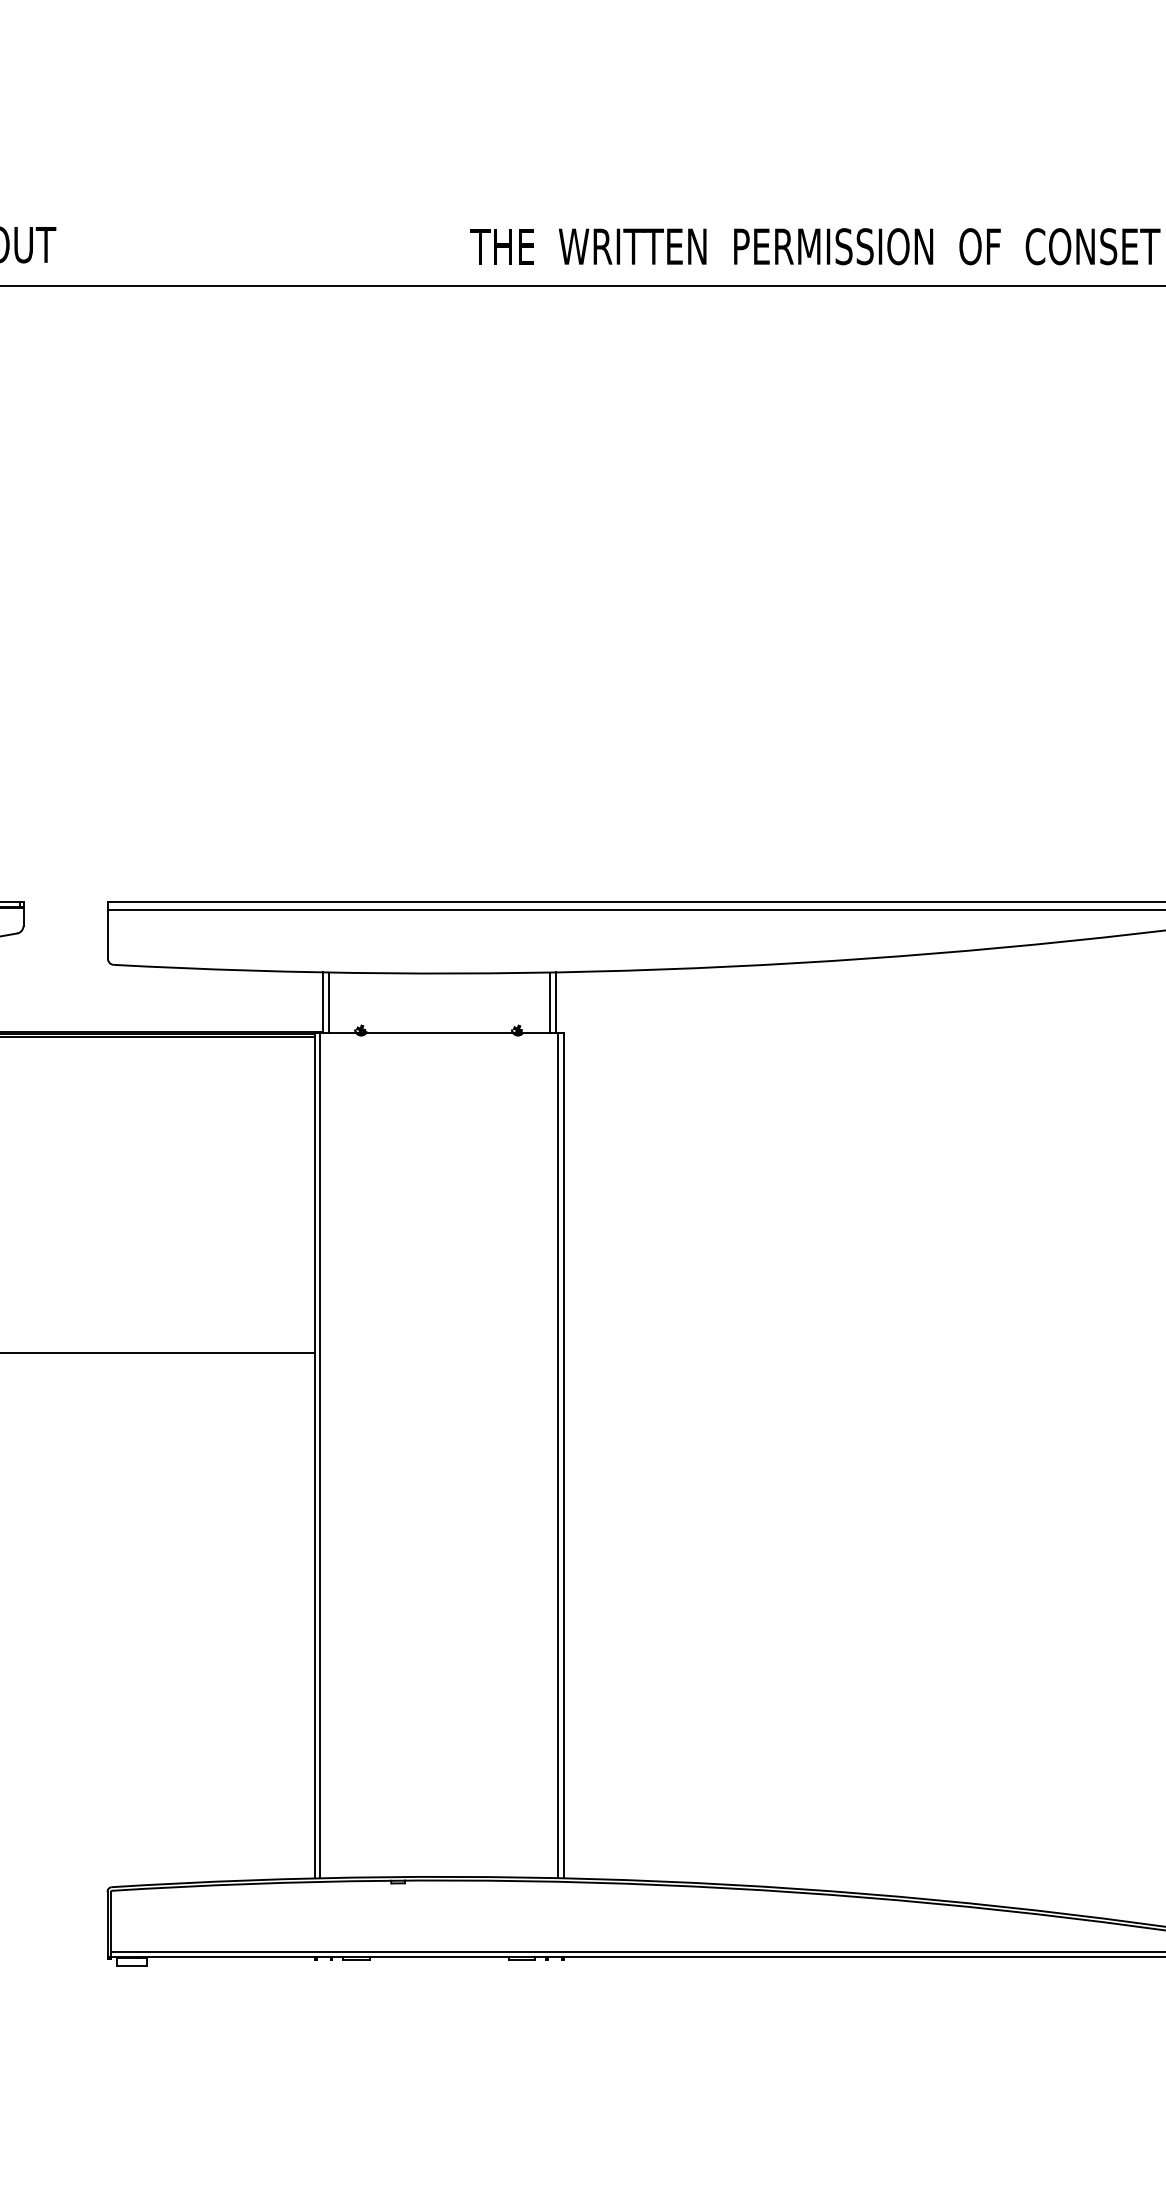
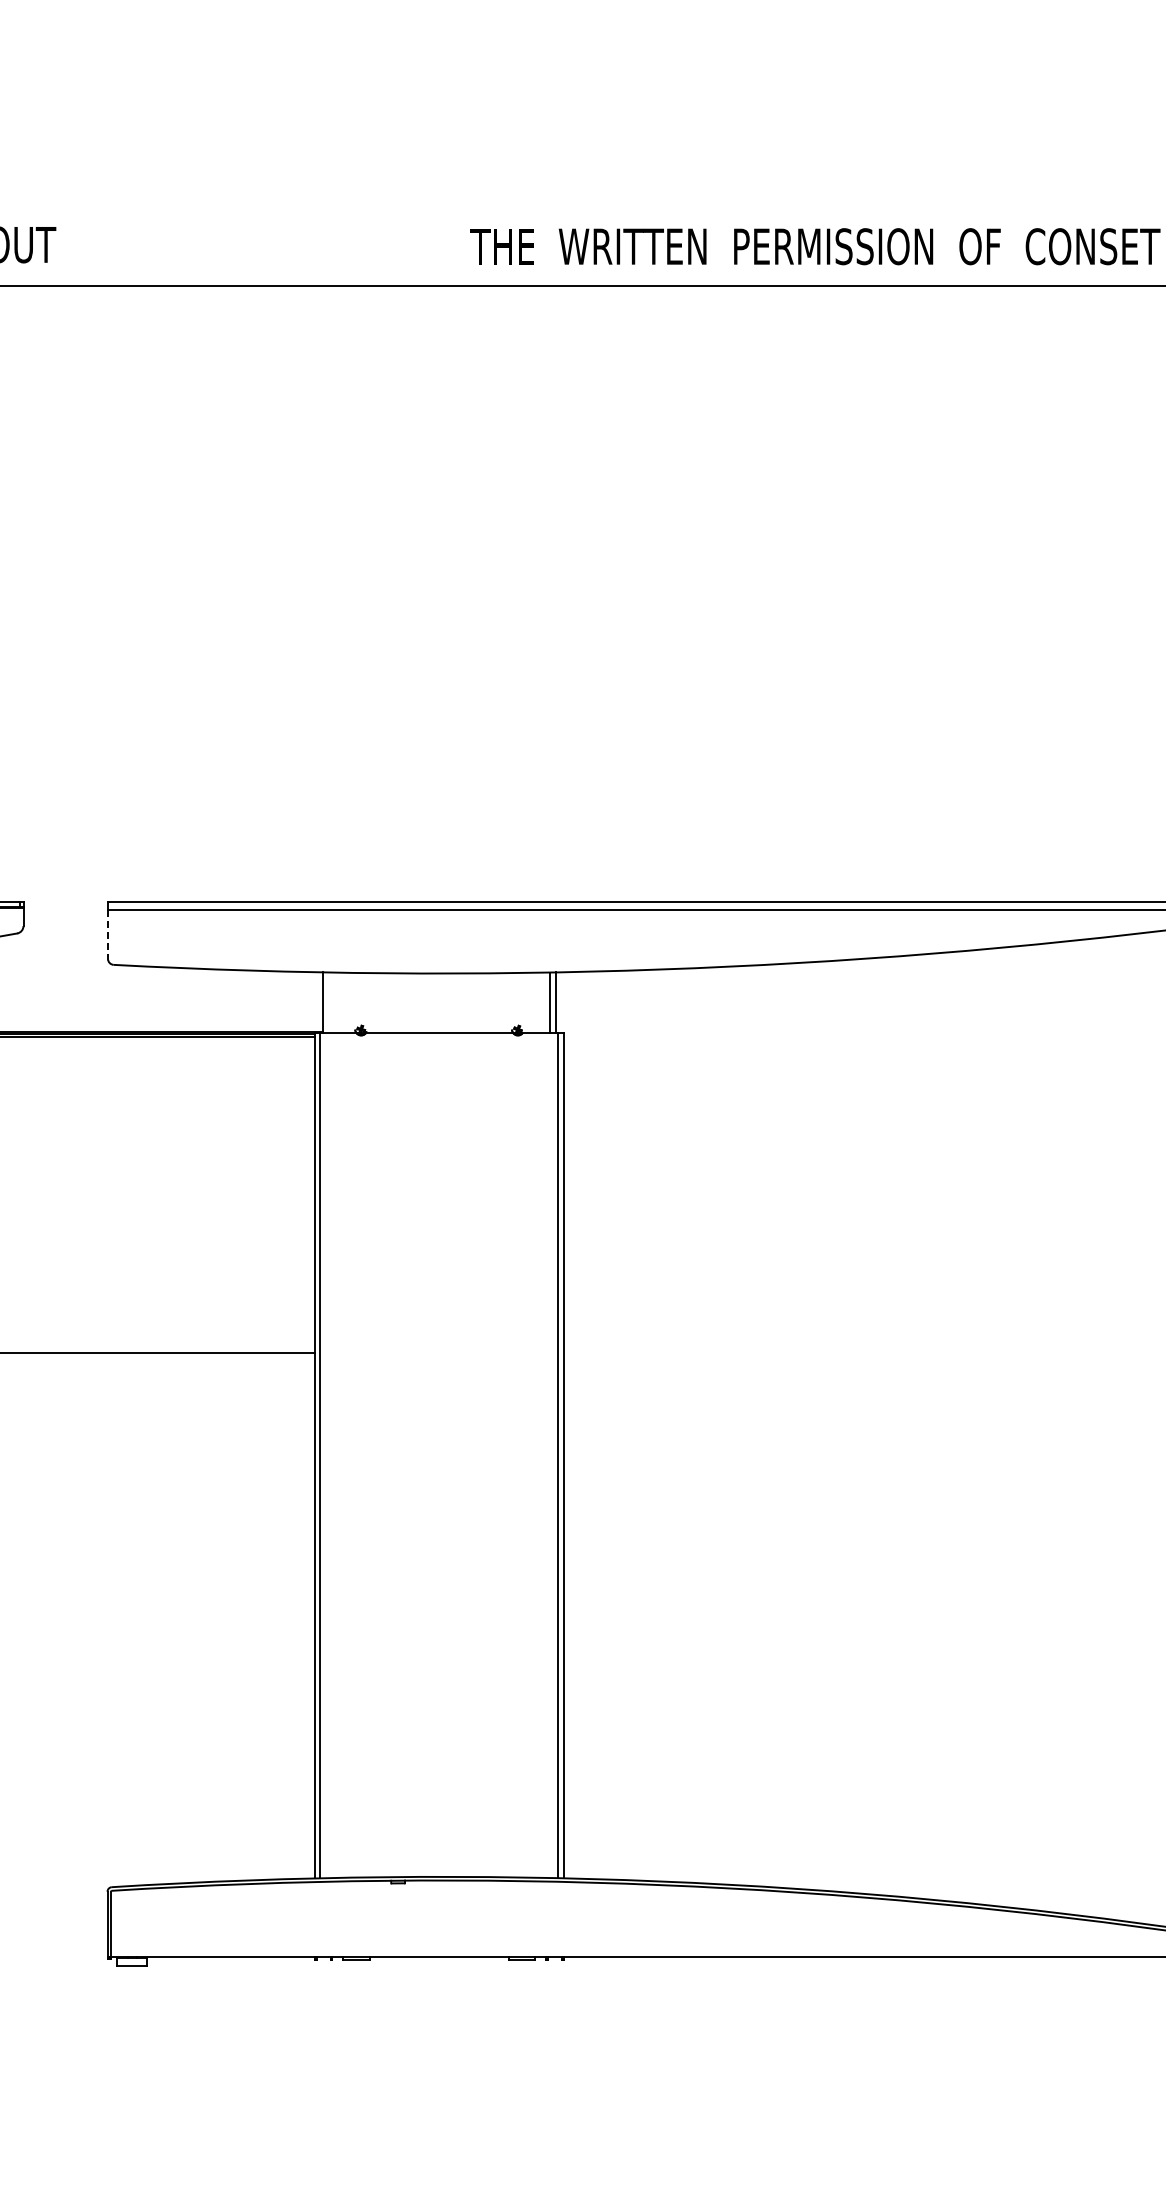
line: solid -> dashed (107, 934)
line: present -> none (328, 1002)
line: present -> none (636, 1951)
